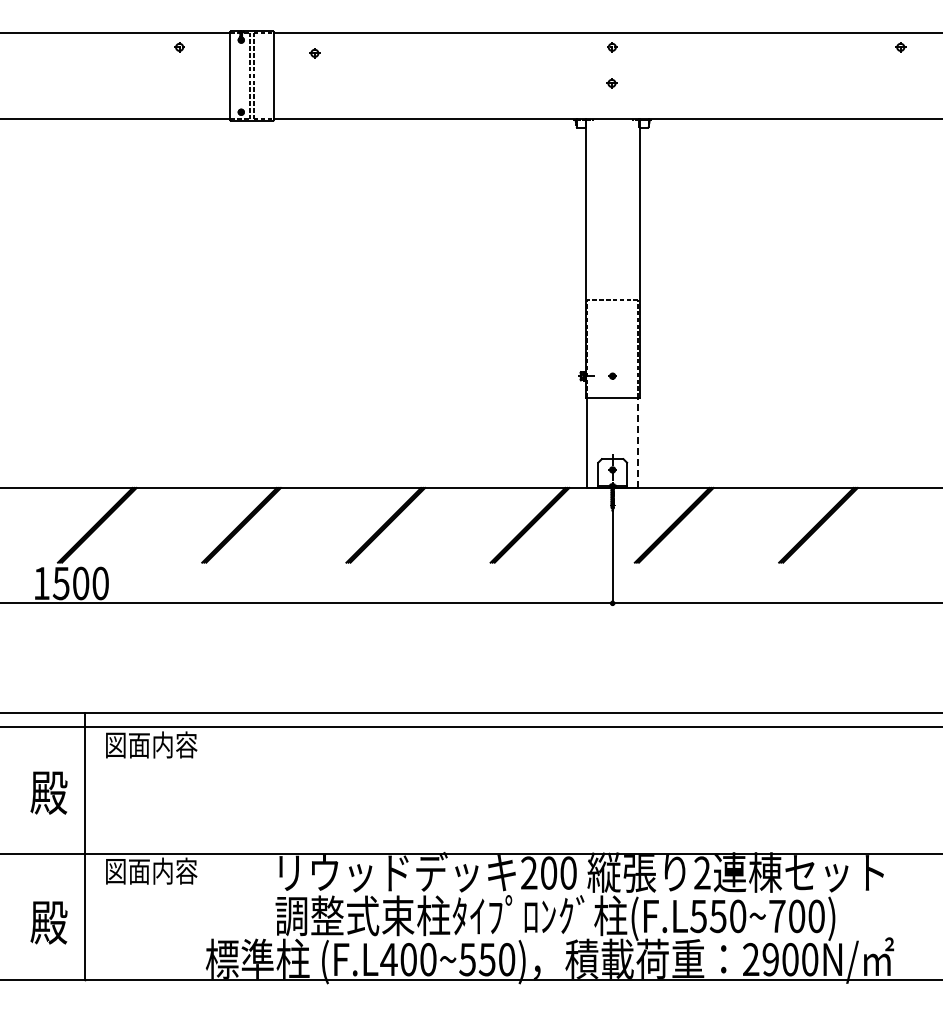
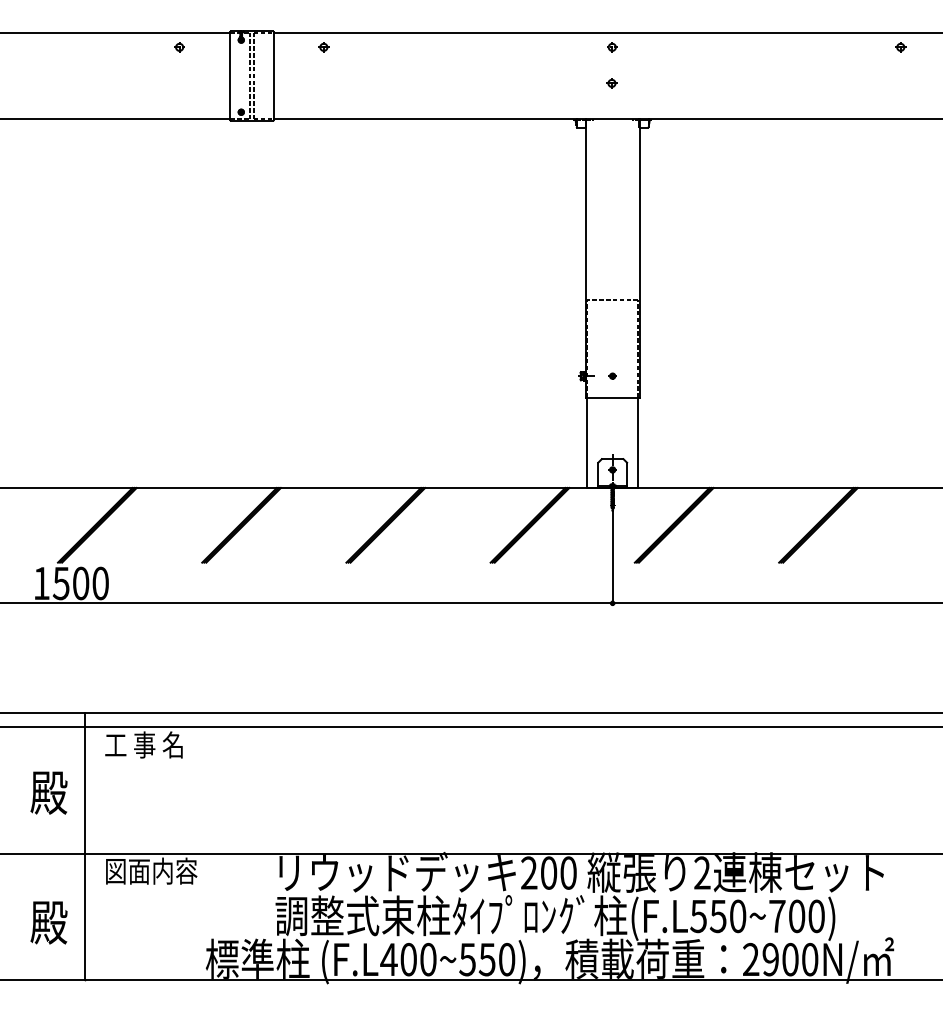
part position: (314, 53) -> (323, 47) (323, 47)
line: dashed -> solid (638, 442)
text: 図面内容 -> 工 事 名 (151, 744)
